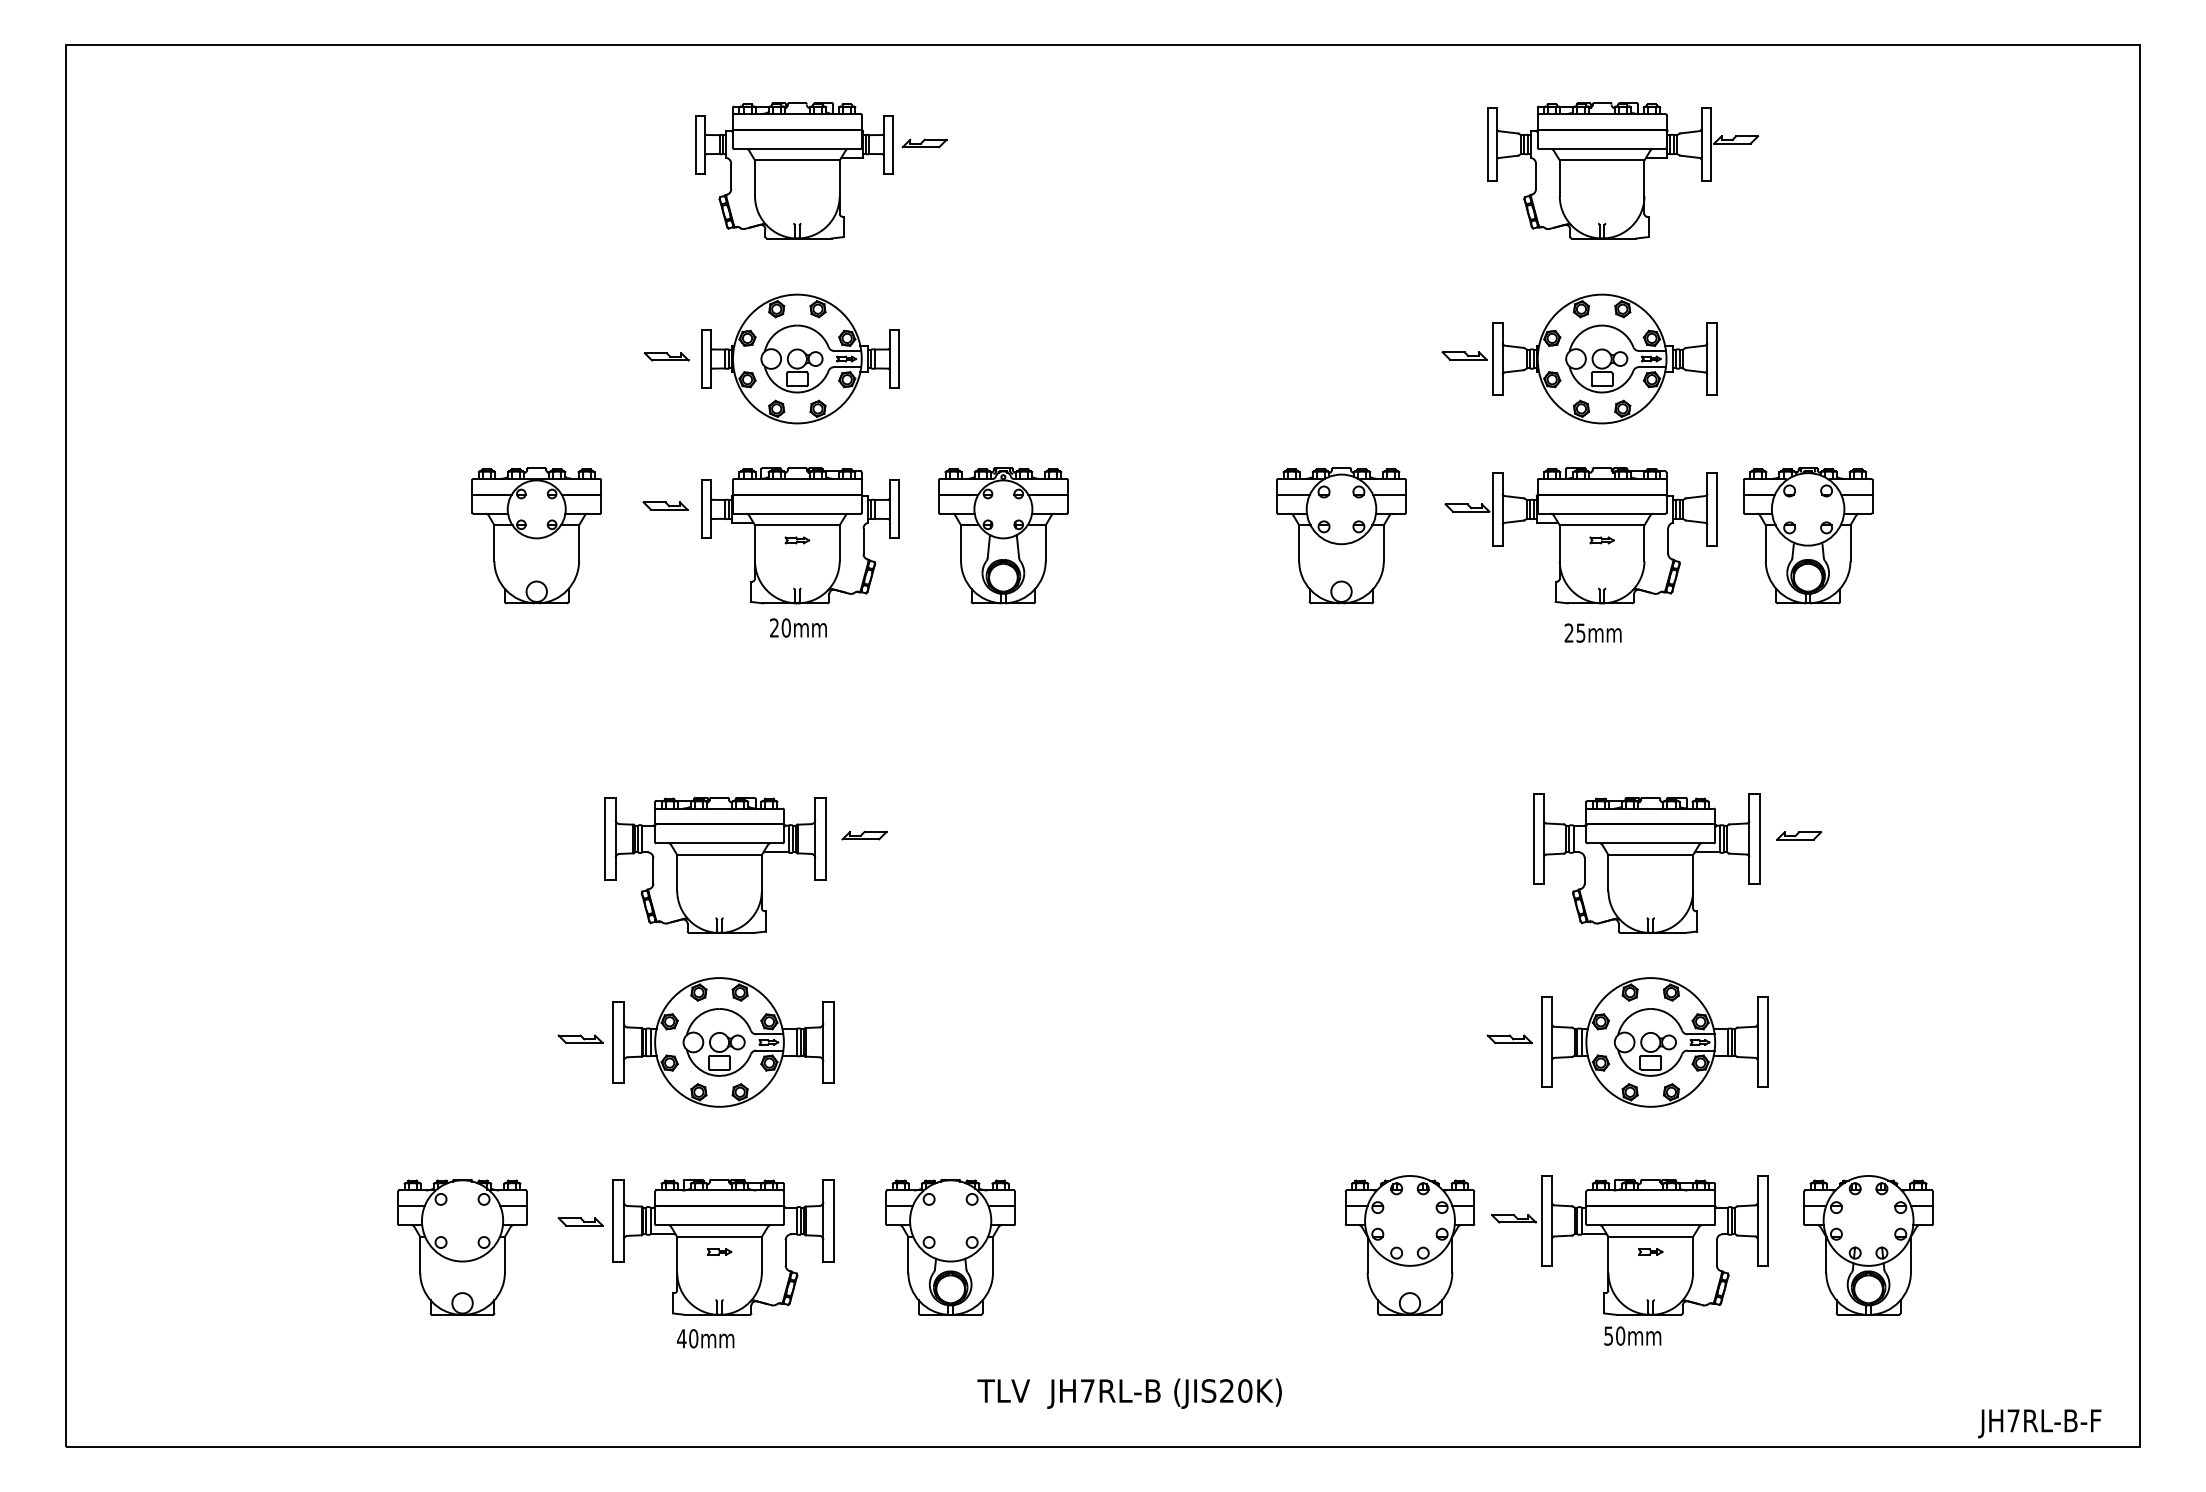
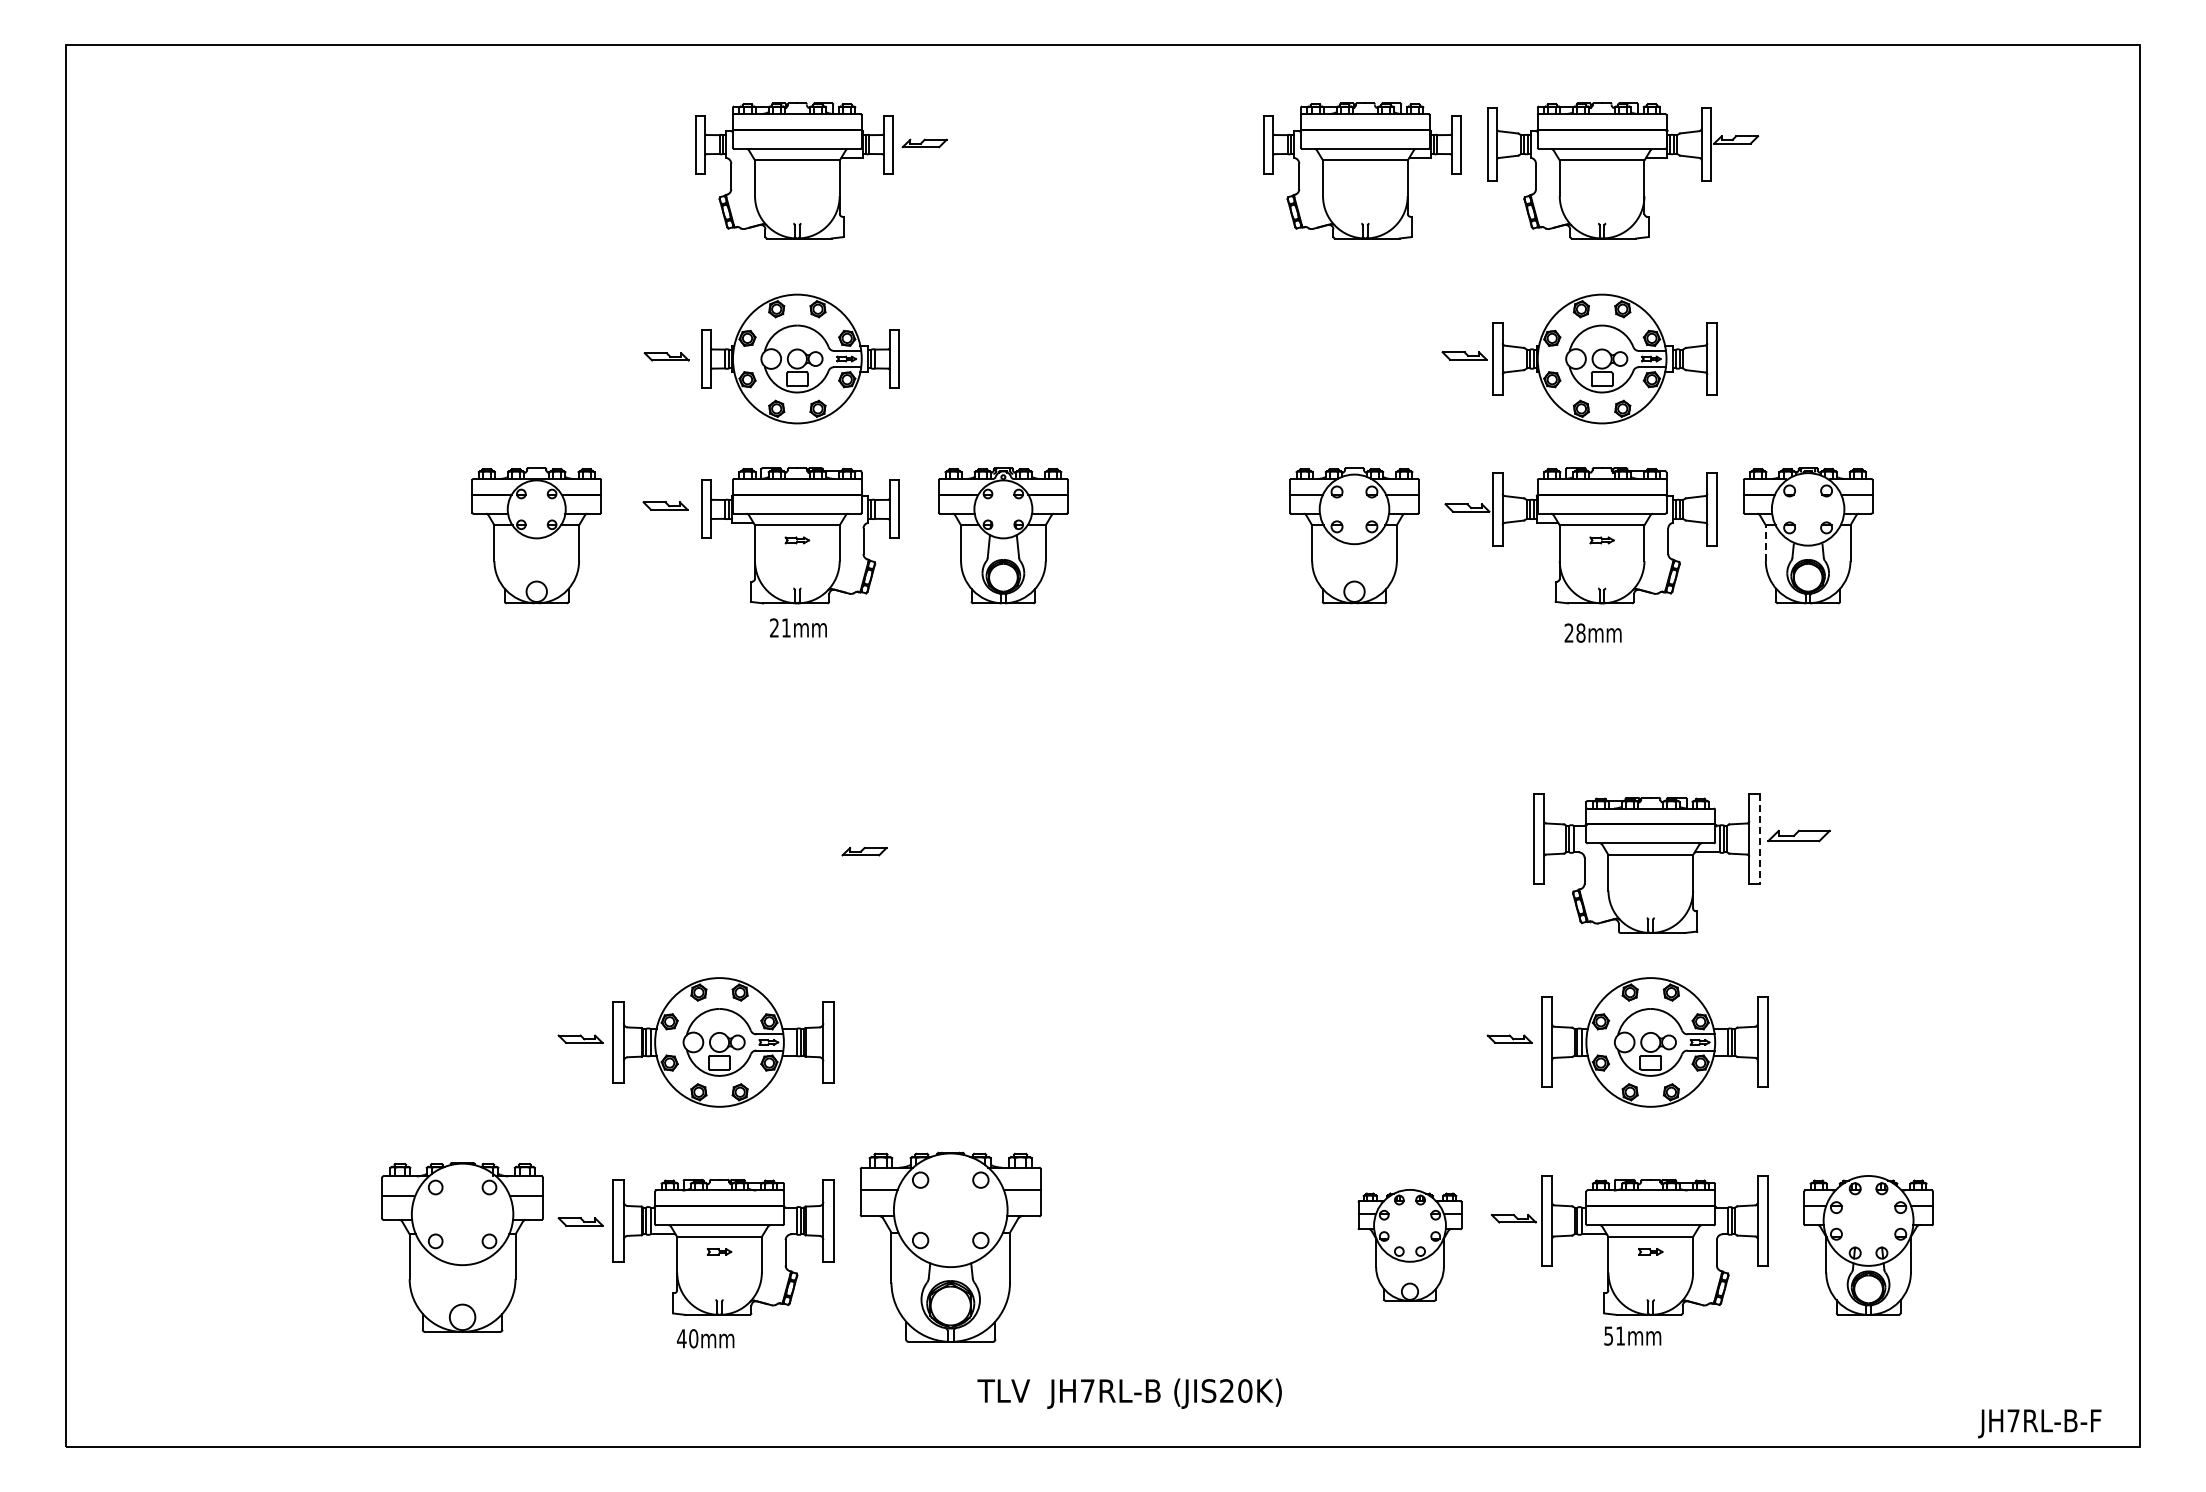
part: none -> present (1362, 170)
part position: (1341, 535) -> (1354, 535) (1354, 535)
line: solid -> dashed (1765, 543)
text: 20mm -> 21mm (785, 627)
text: 25mm -> 28mm (1580, 632)
part position: (864, 835) -> (864, 851) (864, 851)
part size: 47x10 px -> 64x14 px (1798, 835)
line: solid -> dashed (1759, 839)
part: present -> none (715, 865)
part size: 132x141 px -> 106x113 px (1409, 1245)
part size: 131x138 px -> 163x171 px (462, 1247)
part size: 131x137 px -> 183x192 px (950, 1246)
text: 50mm -> 51mm (1620, 1335)
